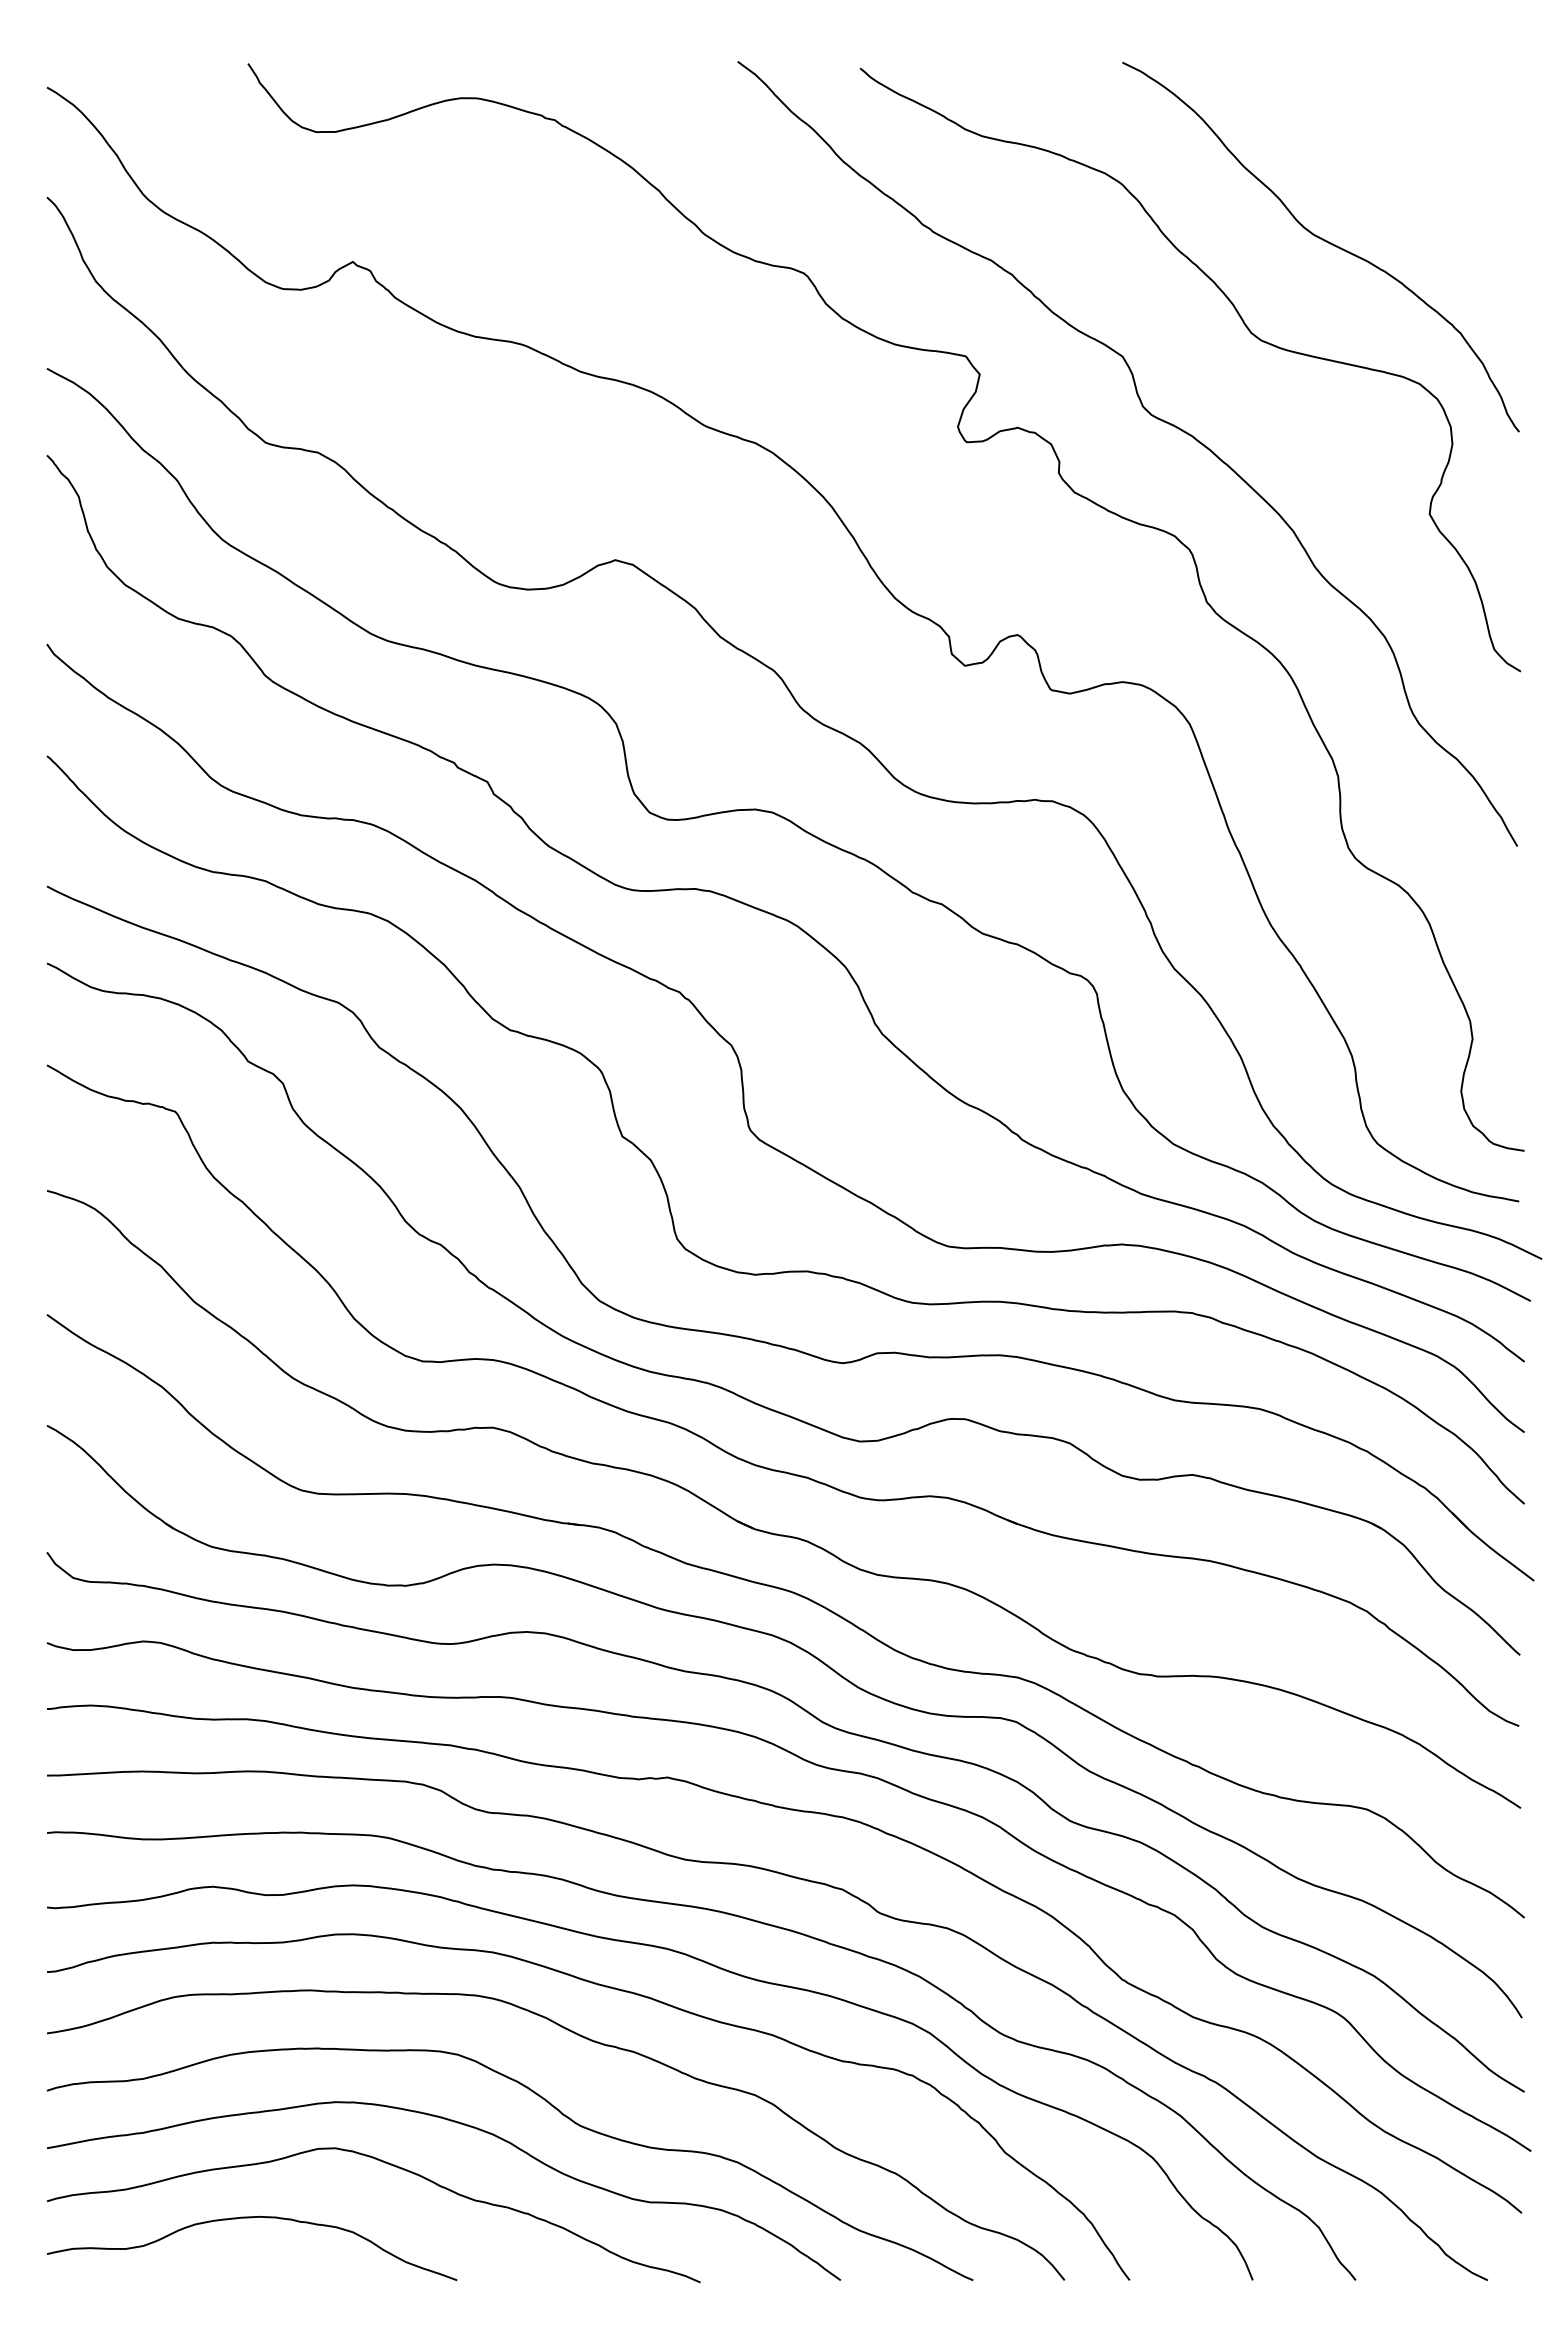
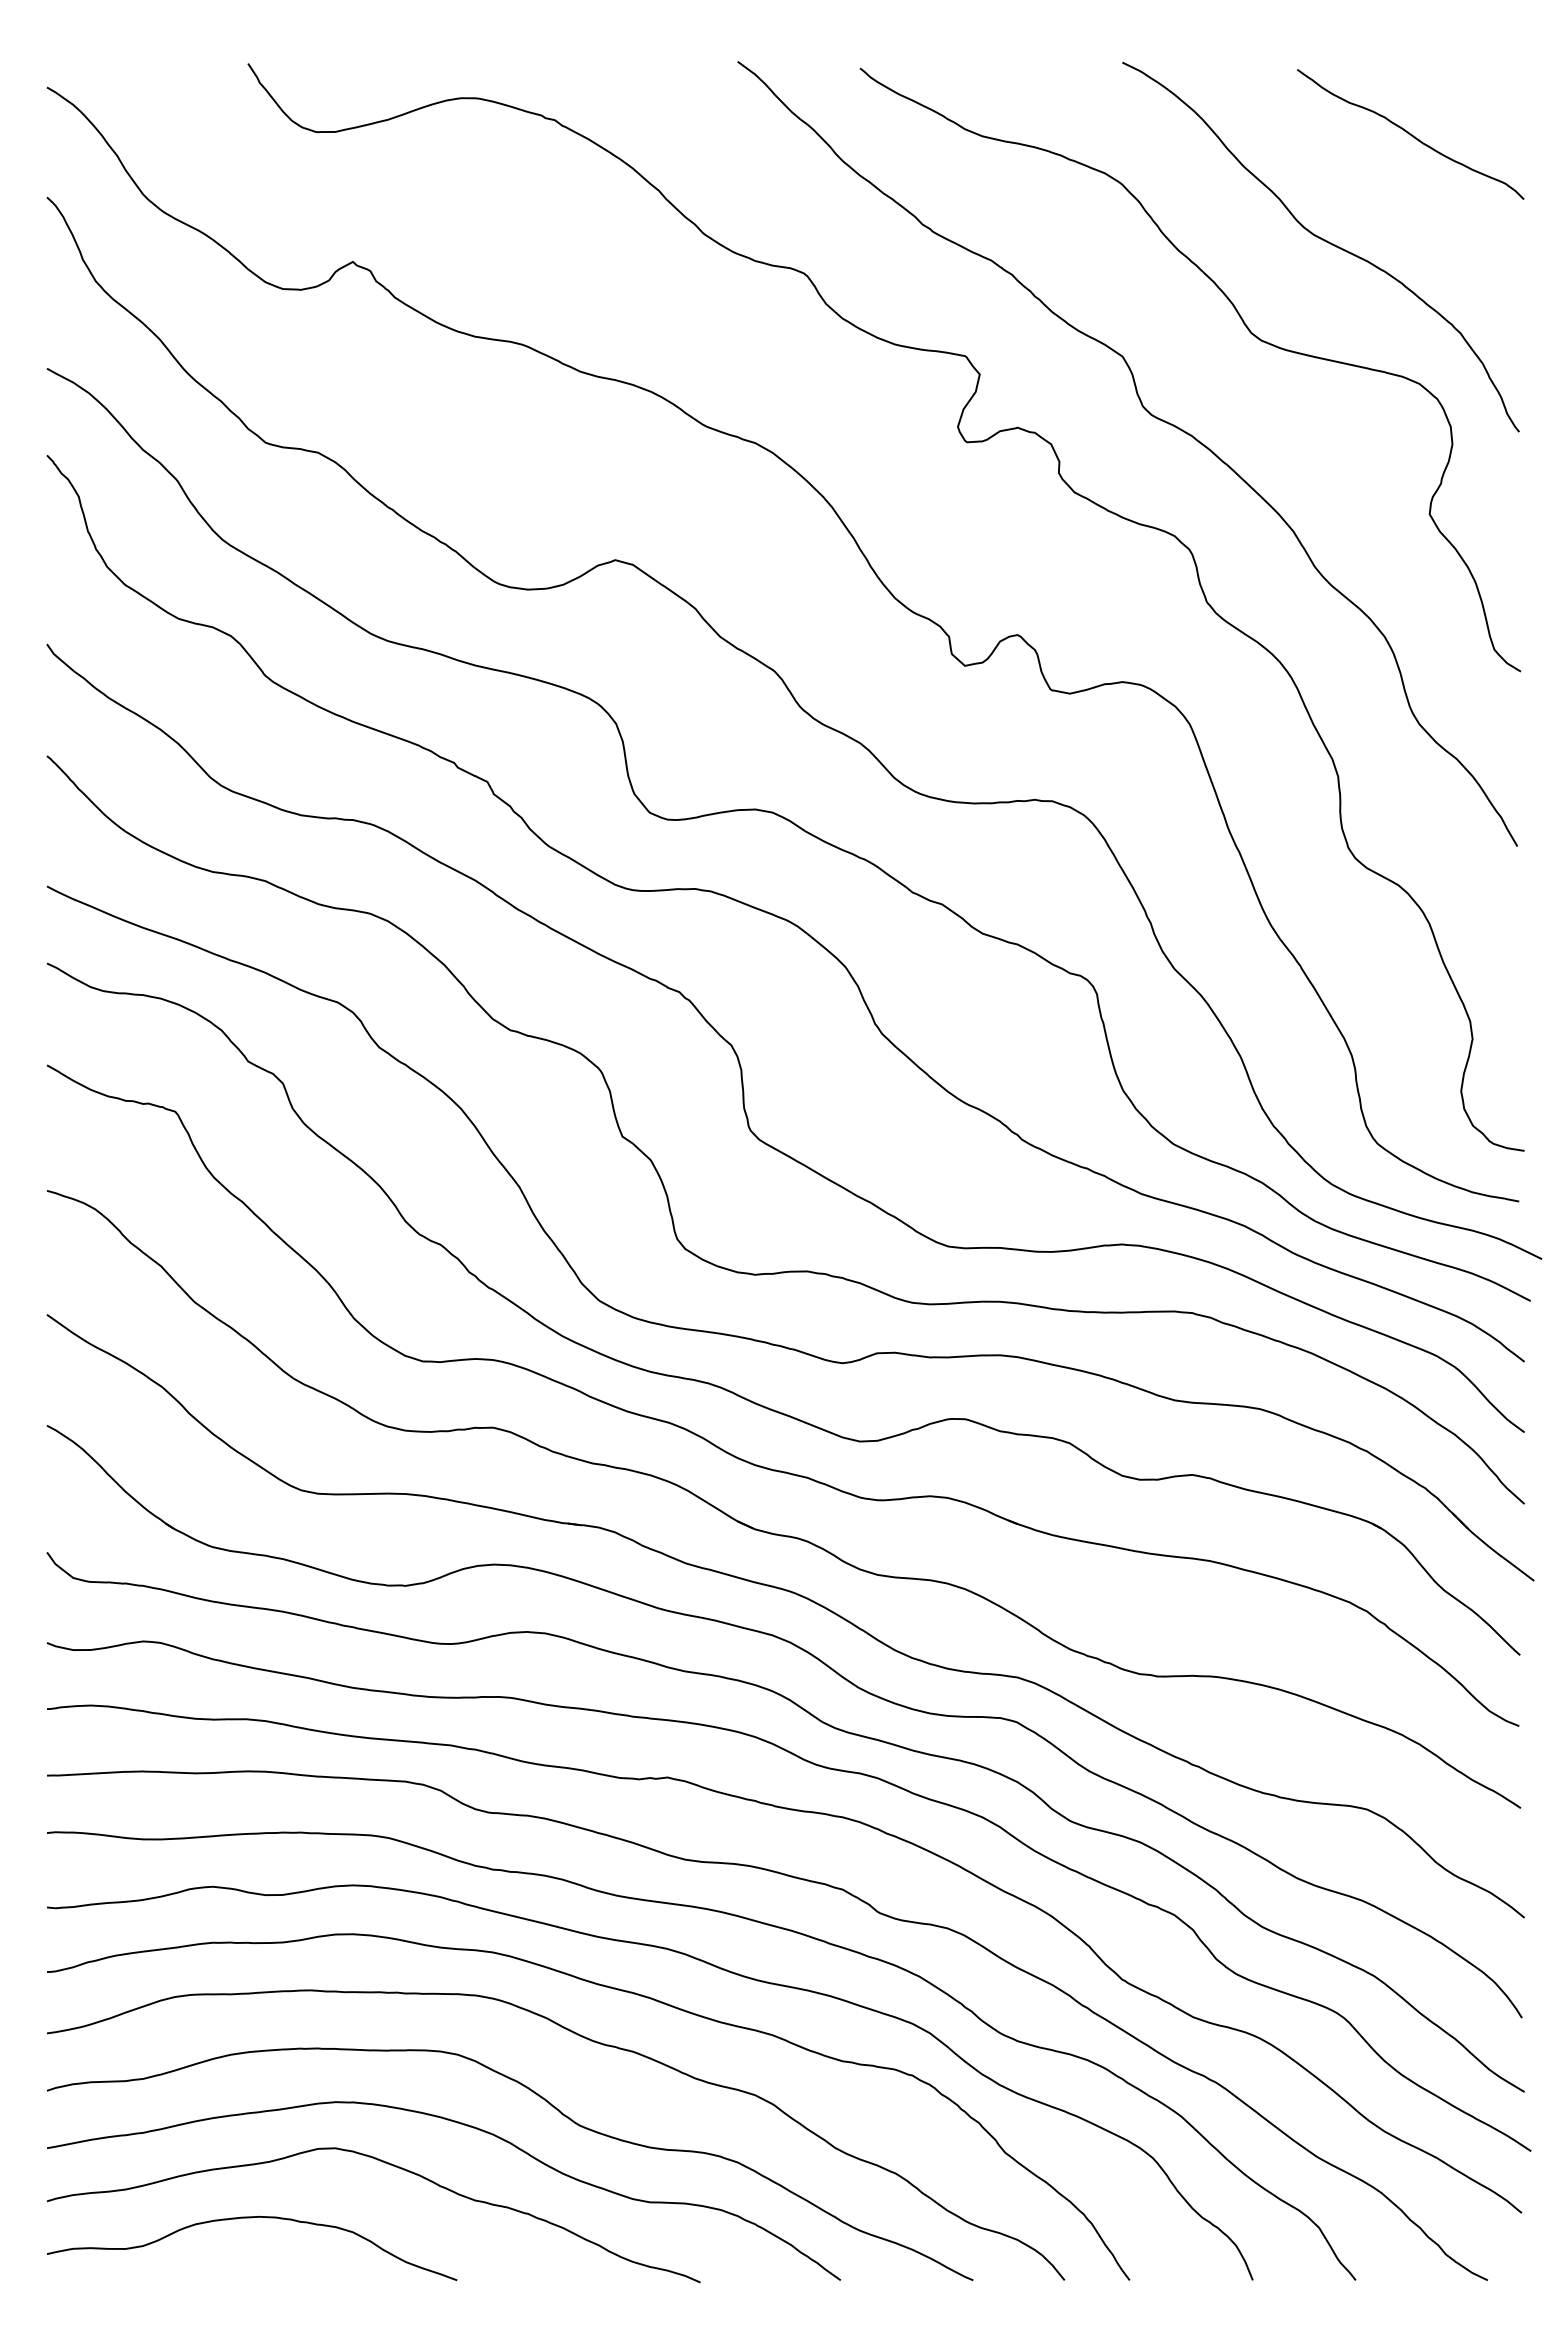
curve: none -> present (1410, 134)
